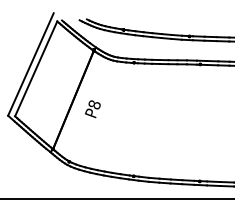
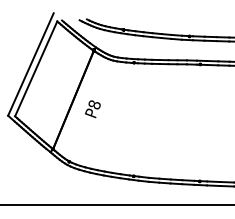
line position: (116, 198) -> (116, 204) (116, 204)
